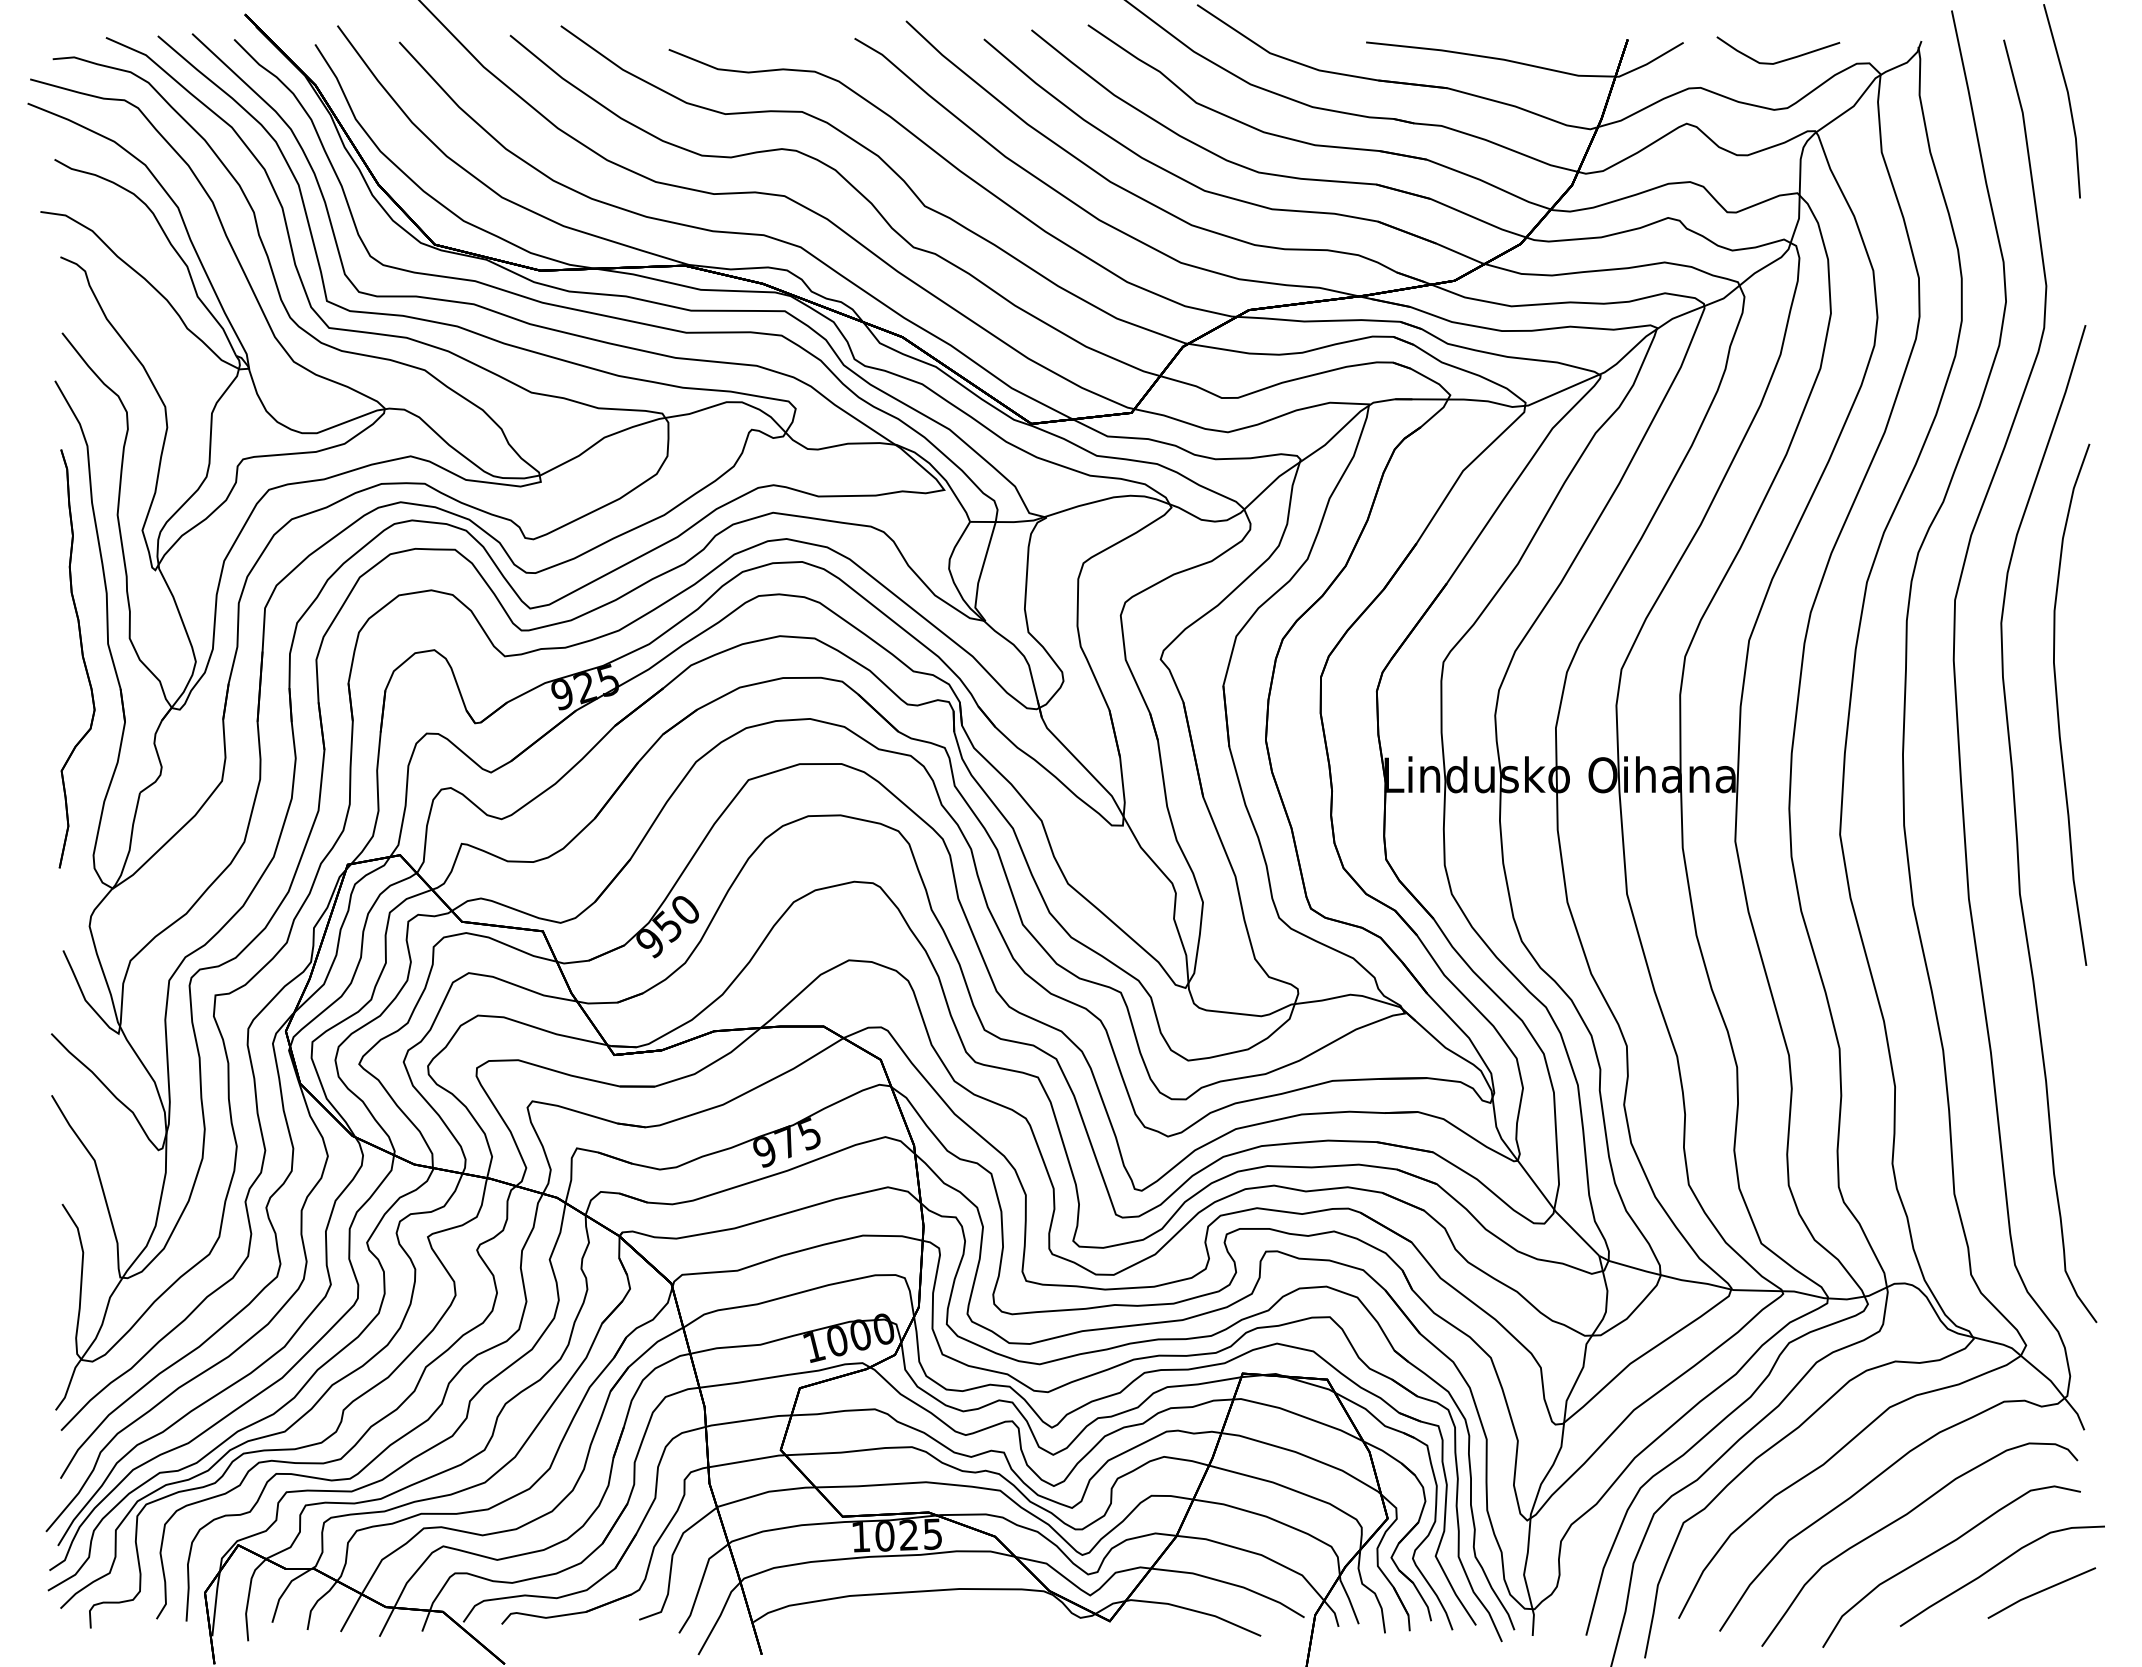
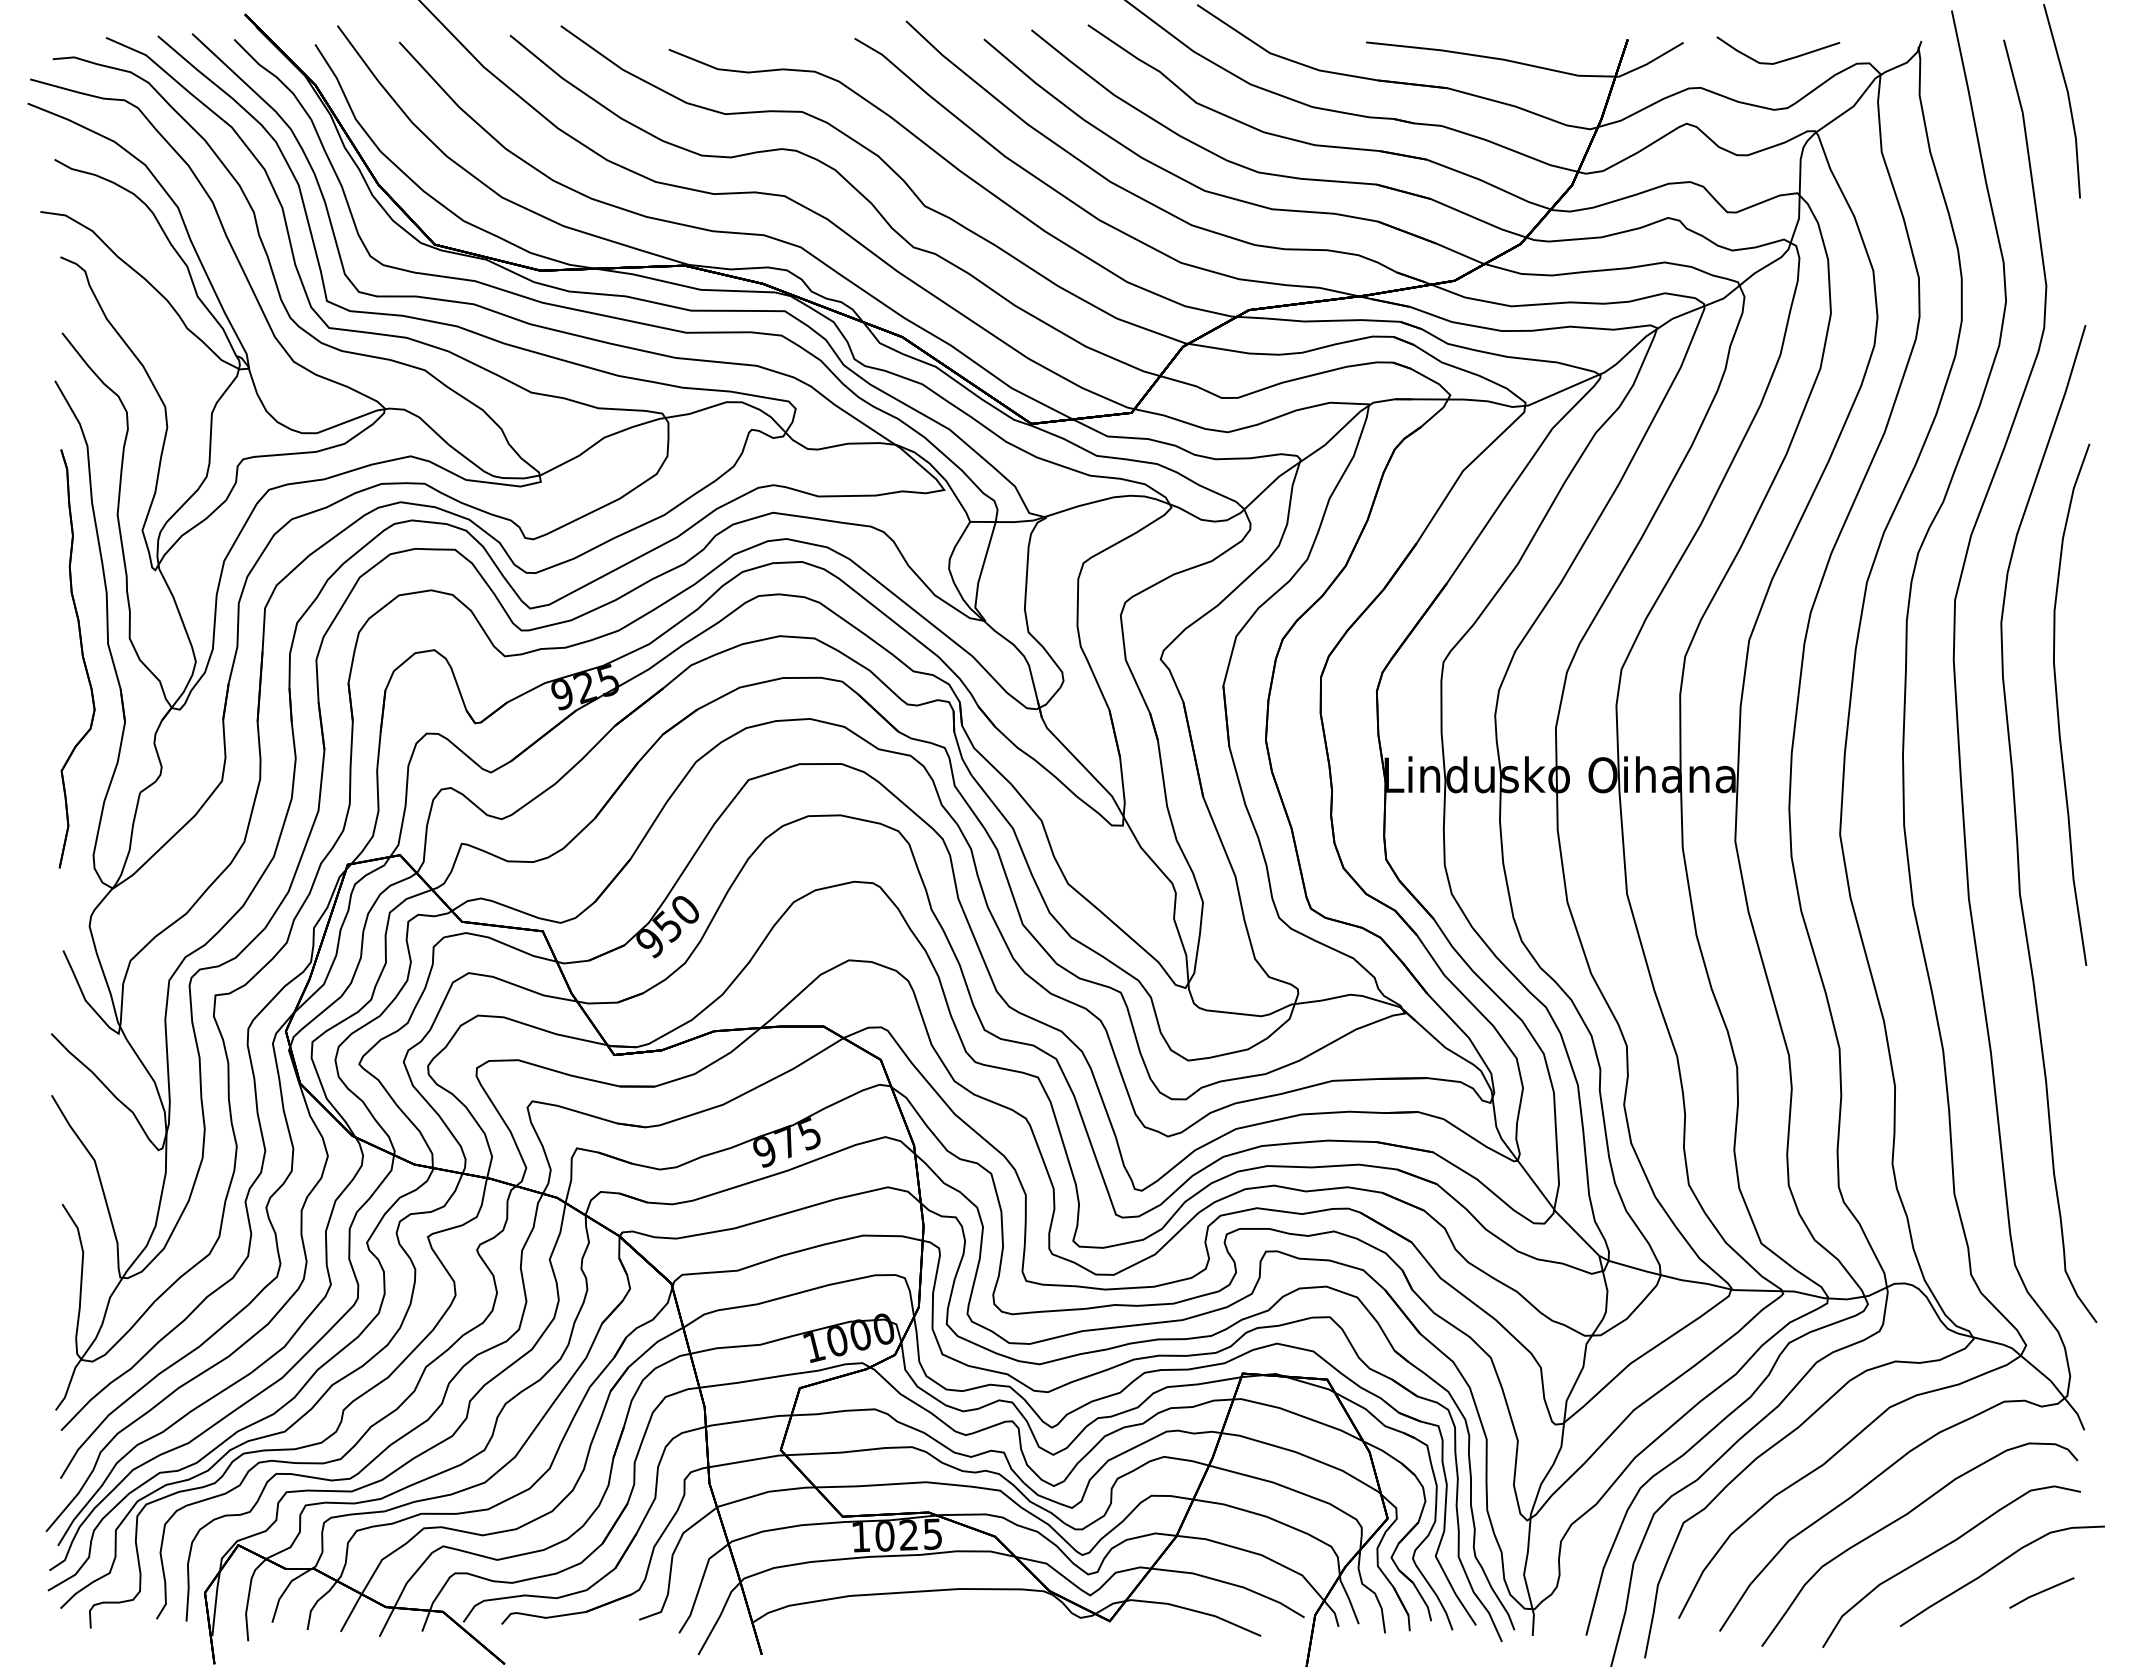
part size: 110x52 px -> 66x32 px (2041, 1592)
